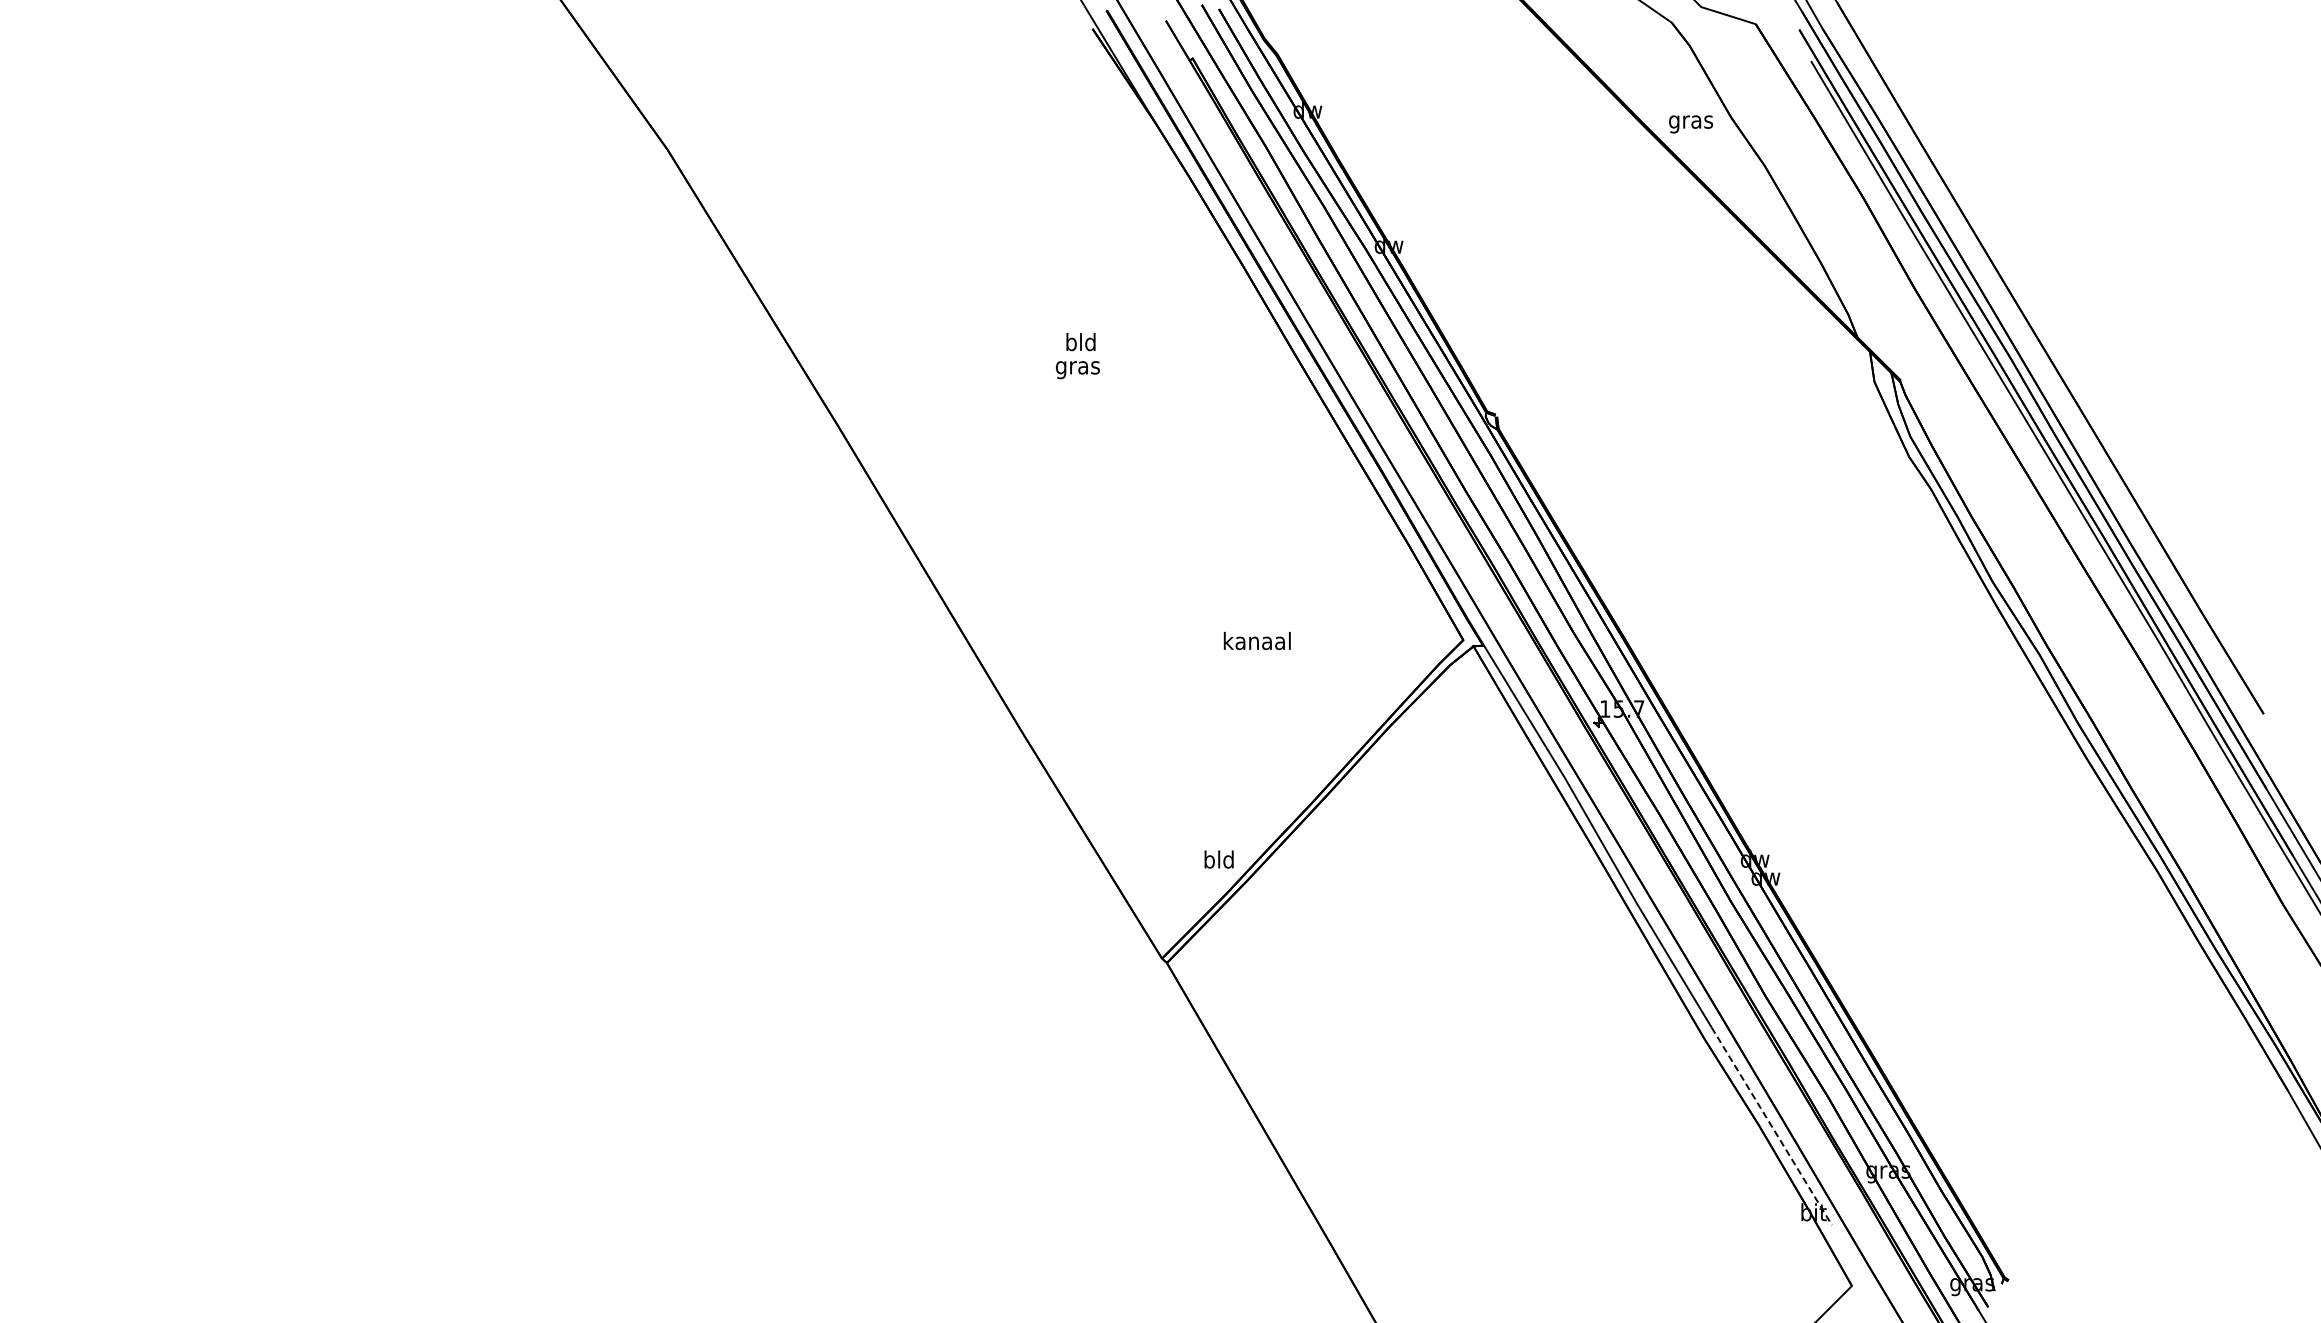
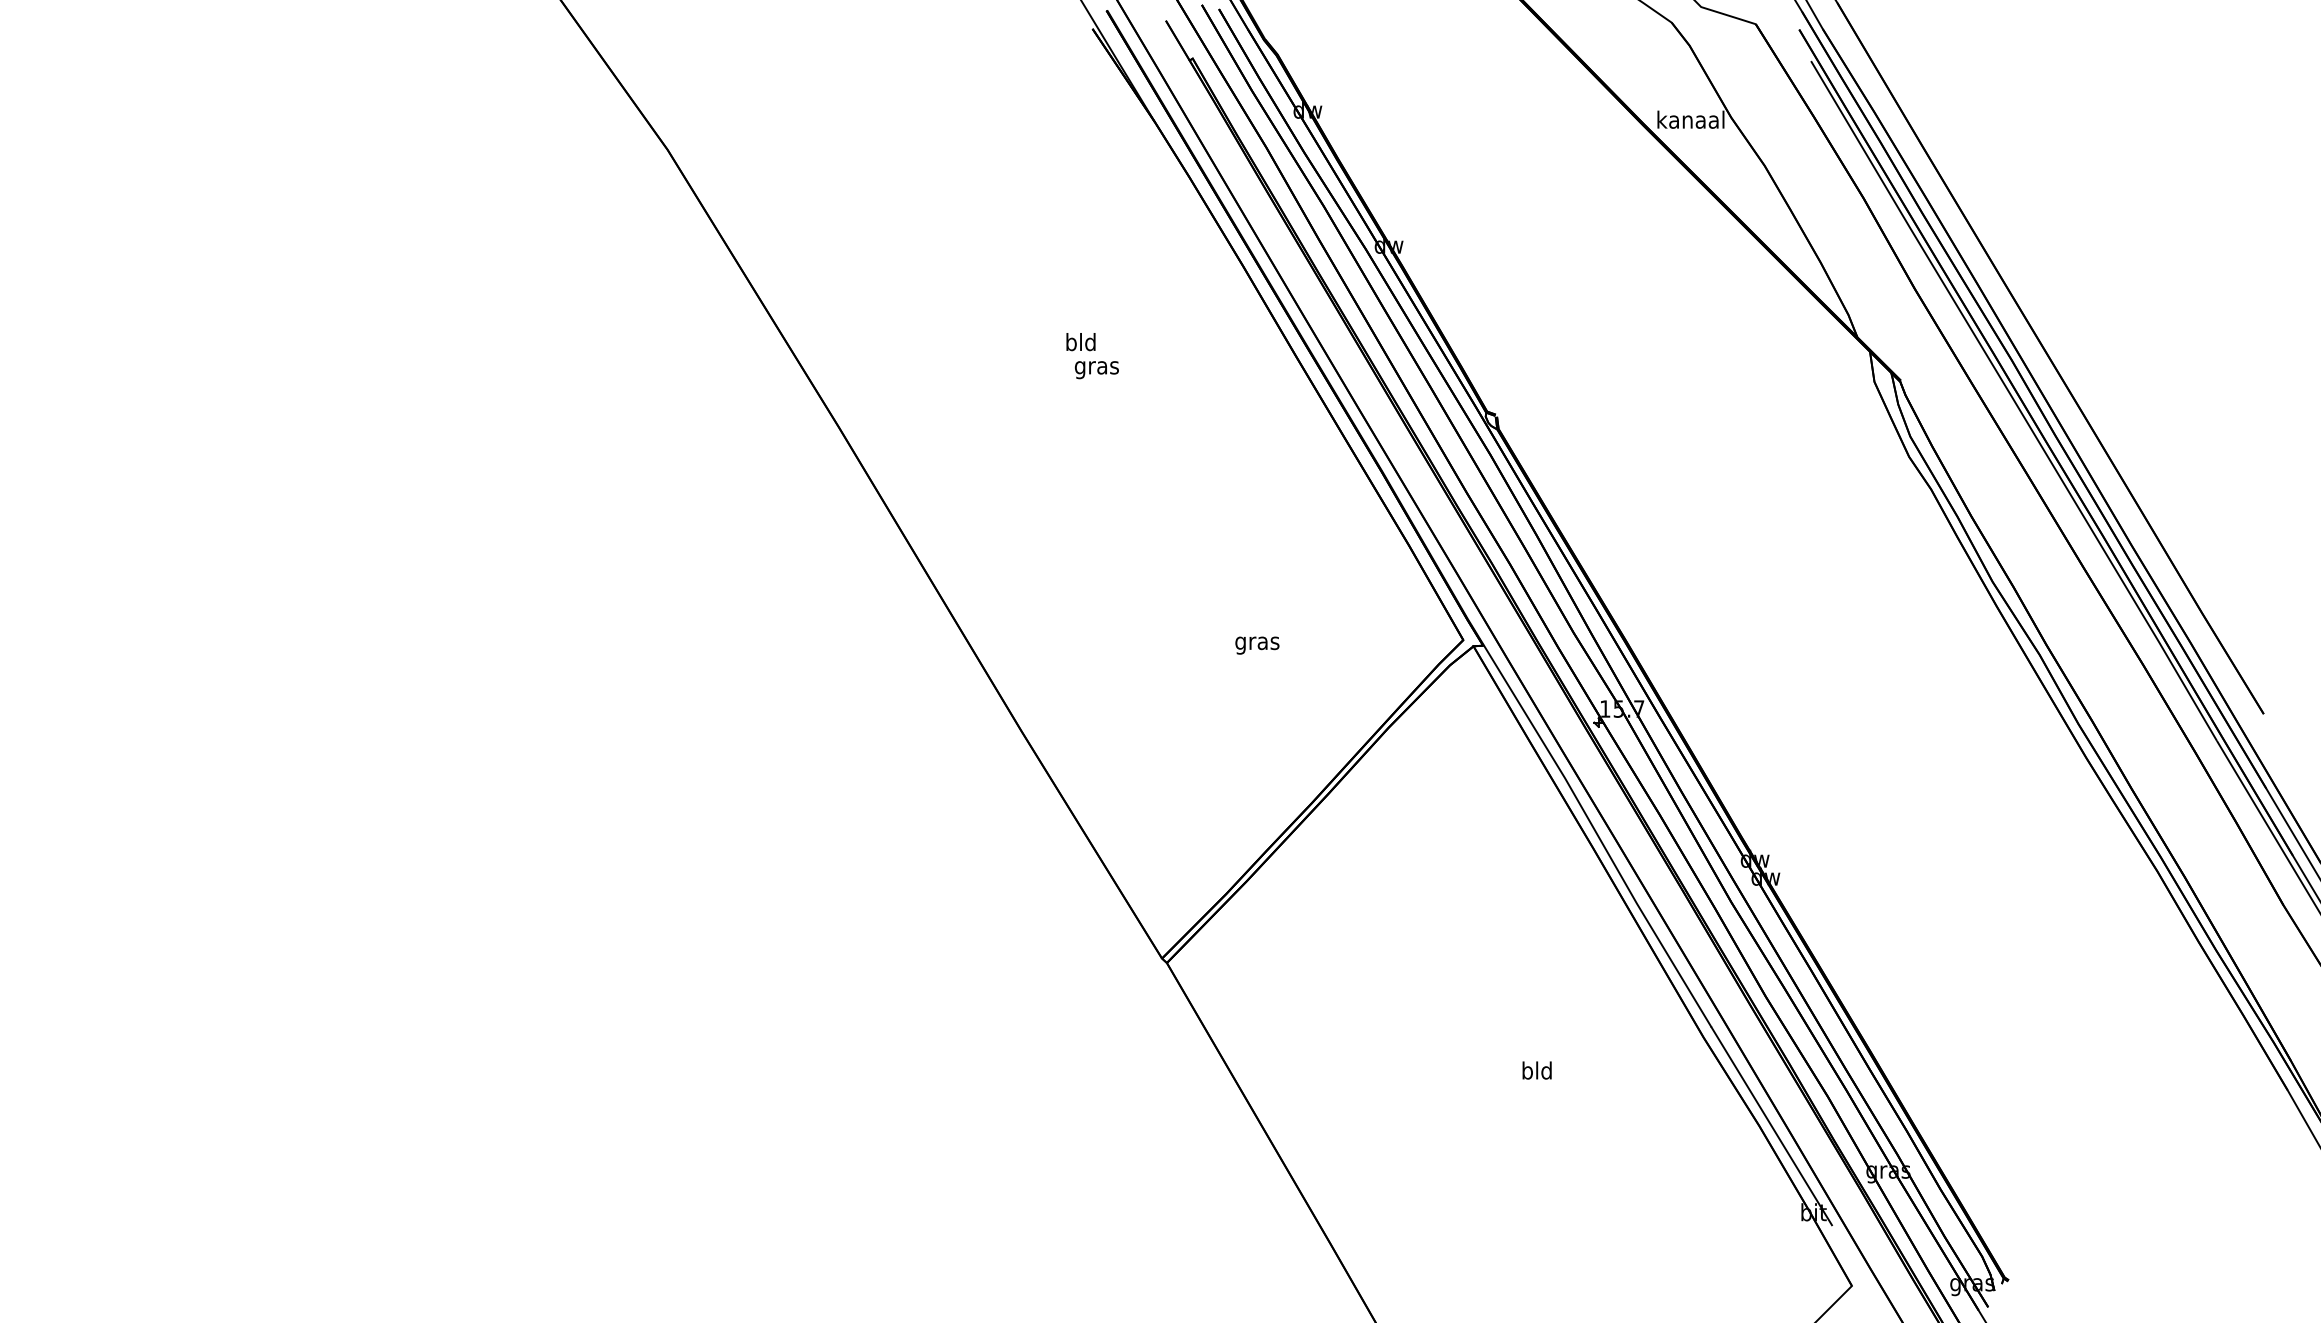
text: gras -> kanaal (1690, 121)
text position: (1077, 370) -> (1096, 370) (1096, 370)
text: kanaal -> gras (1256, 642)
text position: (1218, 859) -> (1536, 1070) (1536, 1070)
line: dashed -> solid (1771, 1126)
